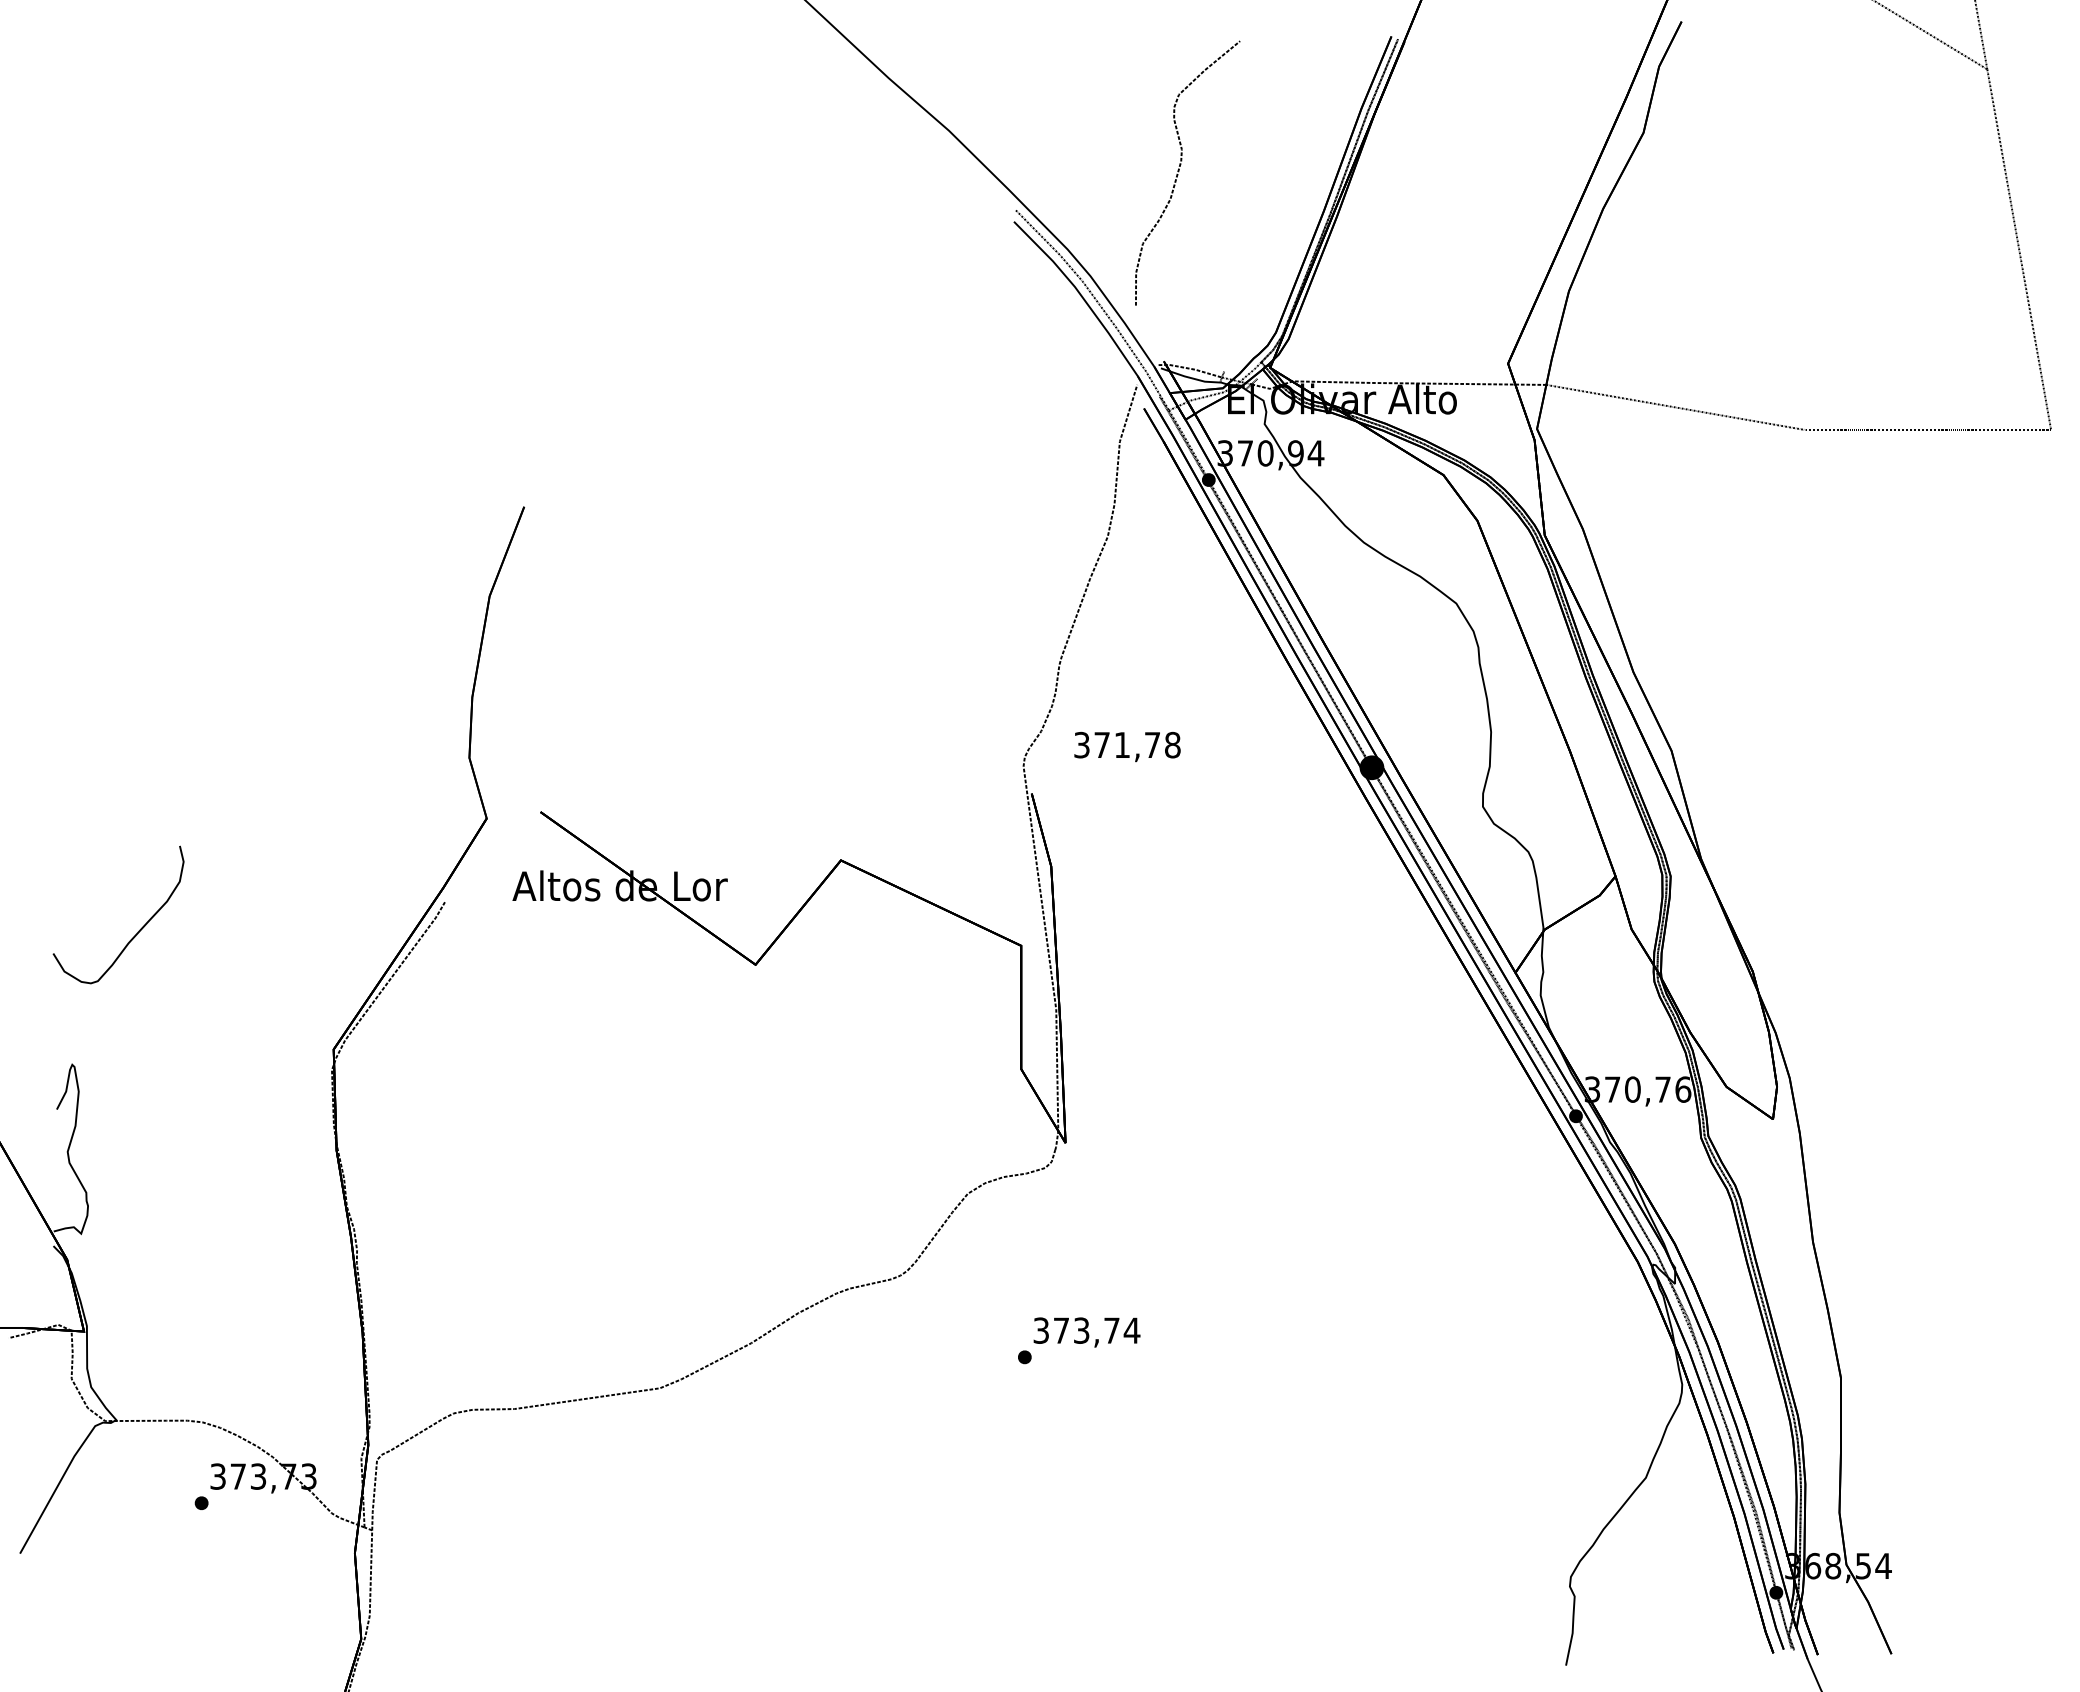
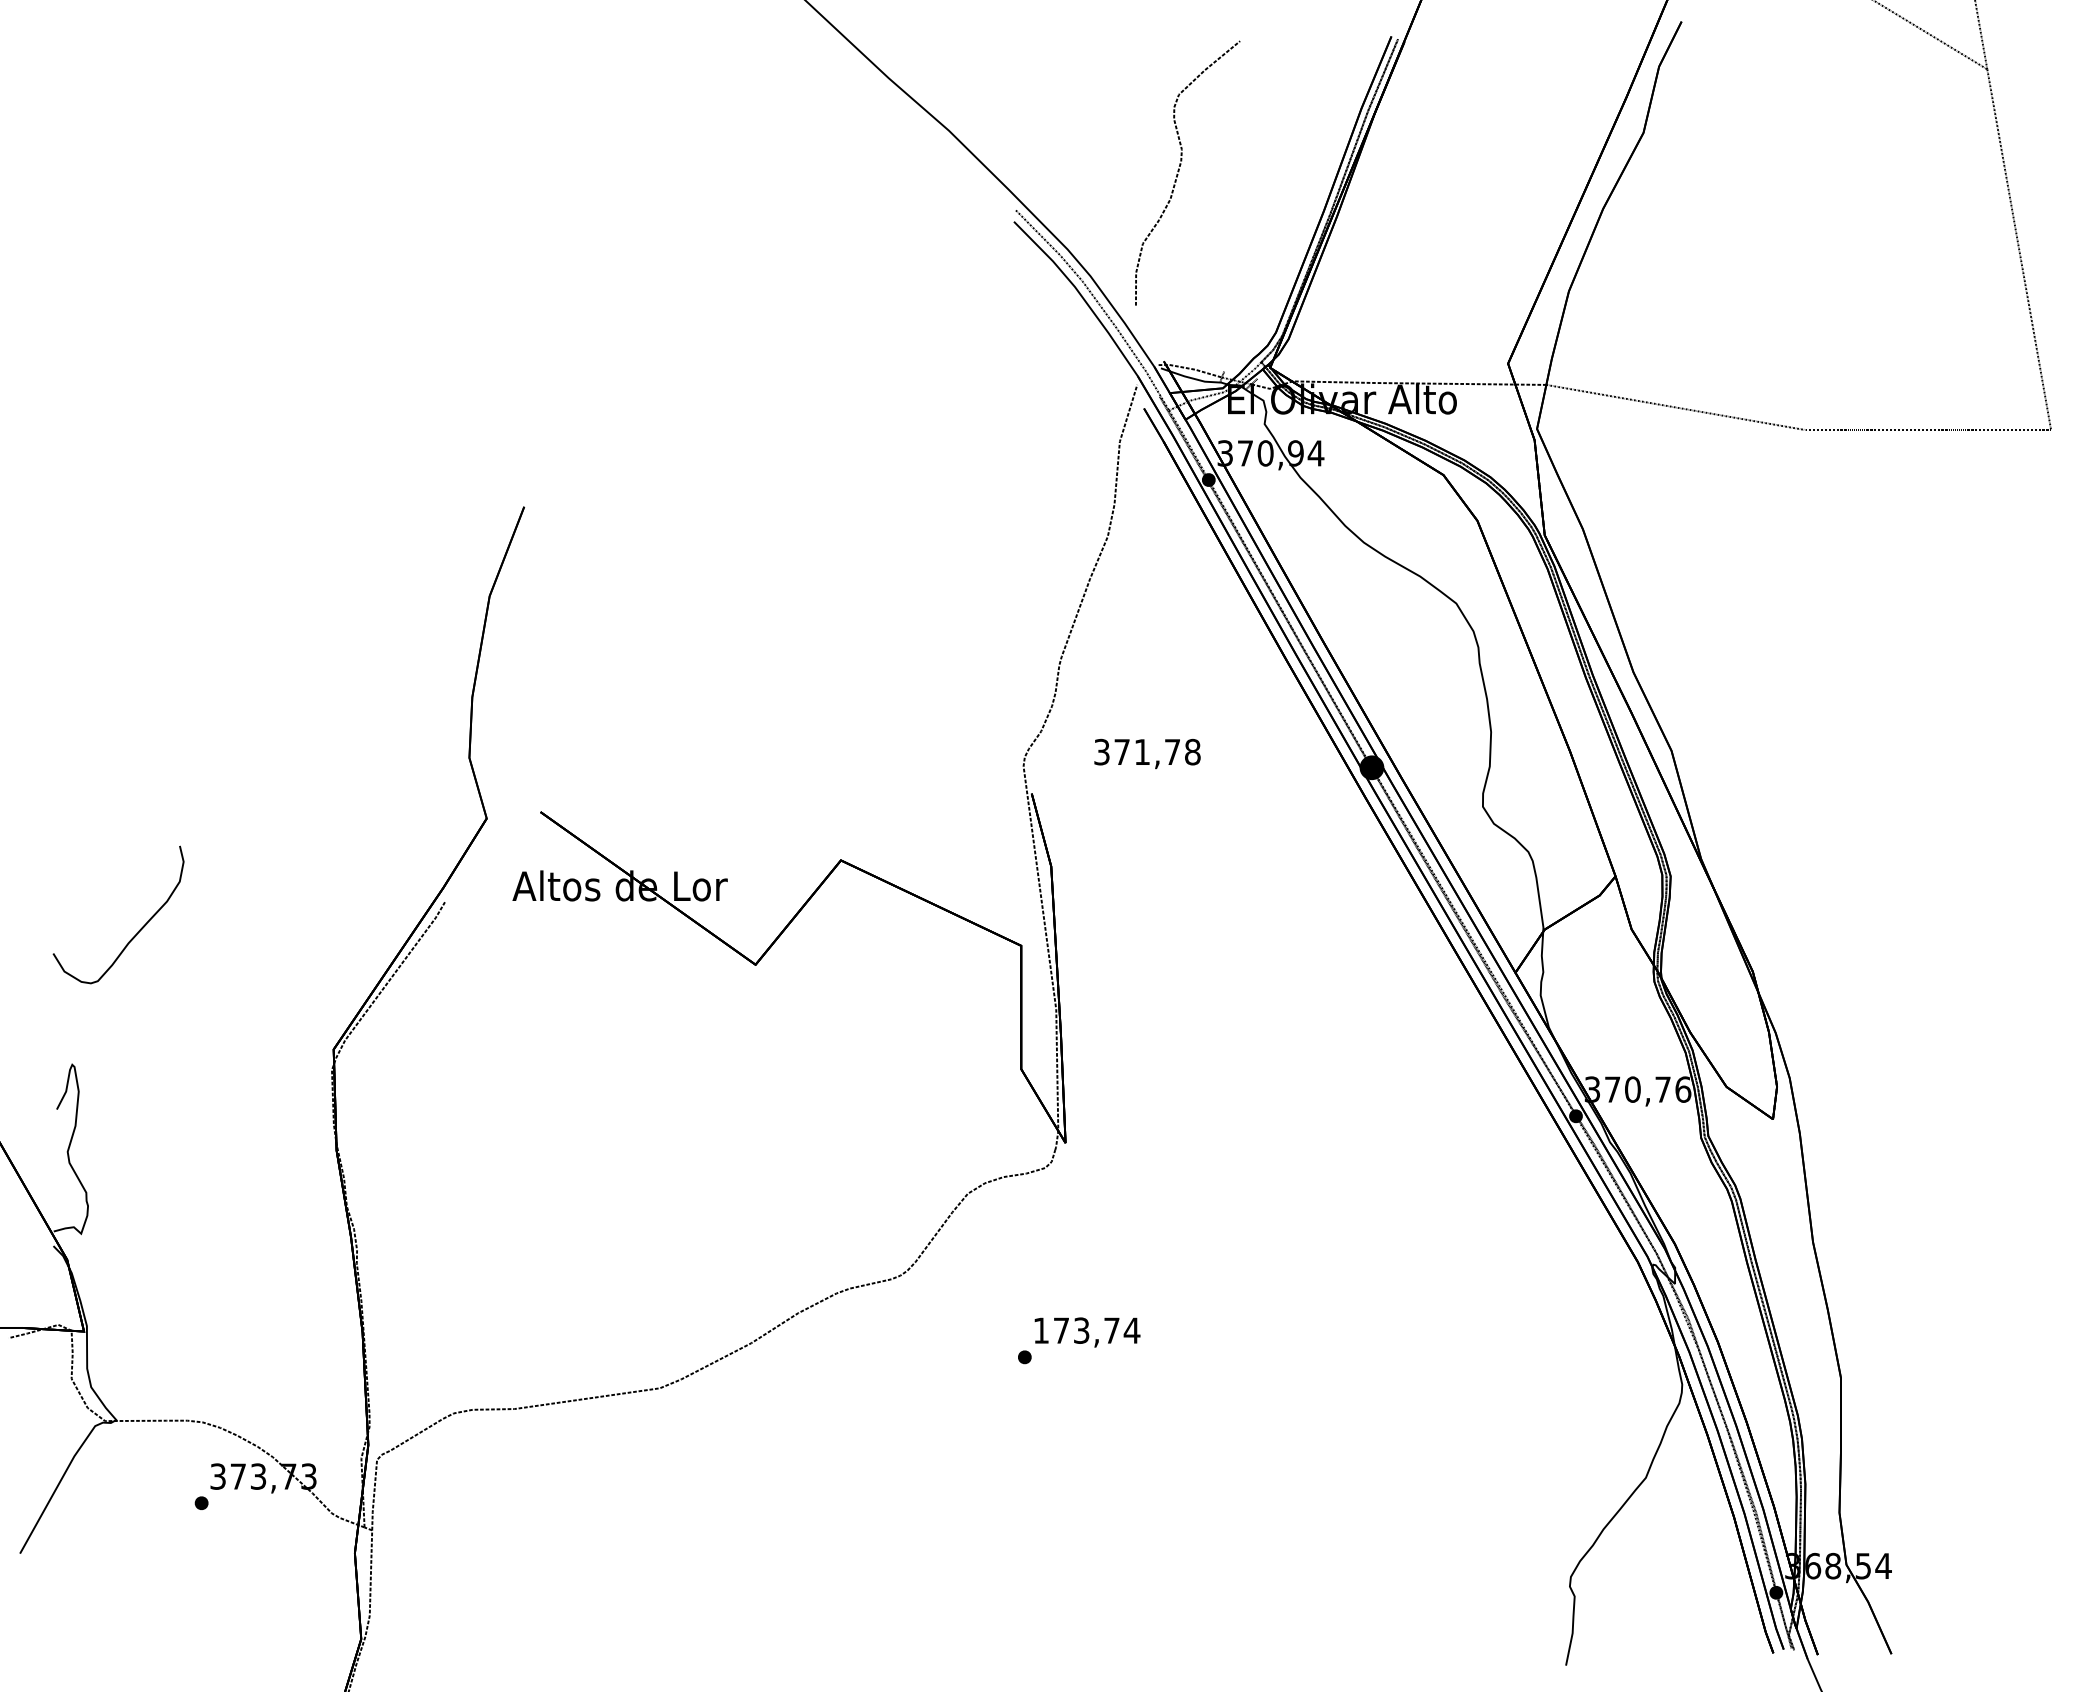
text position: (1127, 746) -> (1147, 753) (1147, 753)
text: 373,74 -> 173,74 (1040, 1330)
